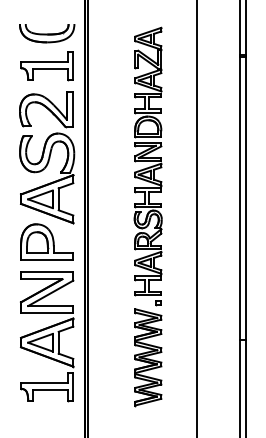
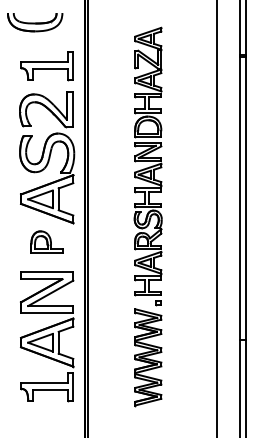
part position: (47, 33) -> (35, 22) (35, 22)
line position: (196, 218) -> (216, 218) (216, 218)
part size: 54x38 px -> 34x24 px (46, 241)
